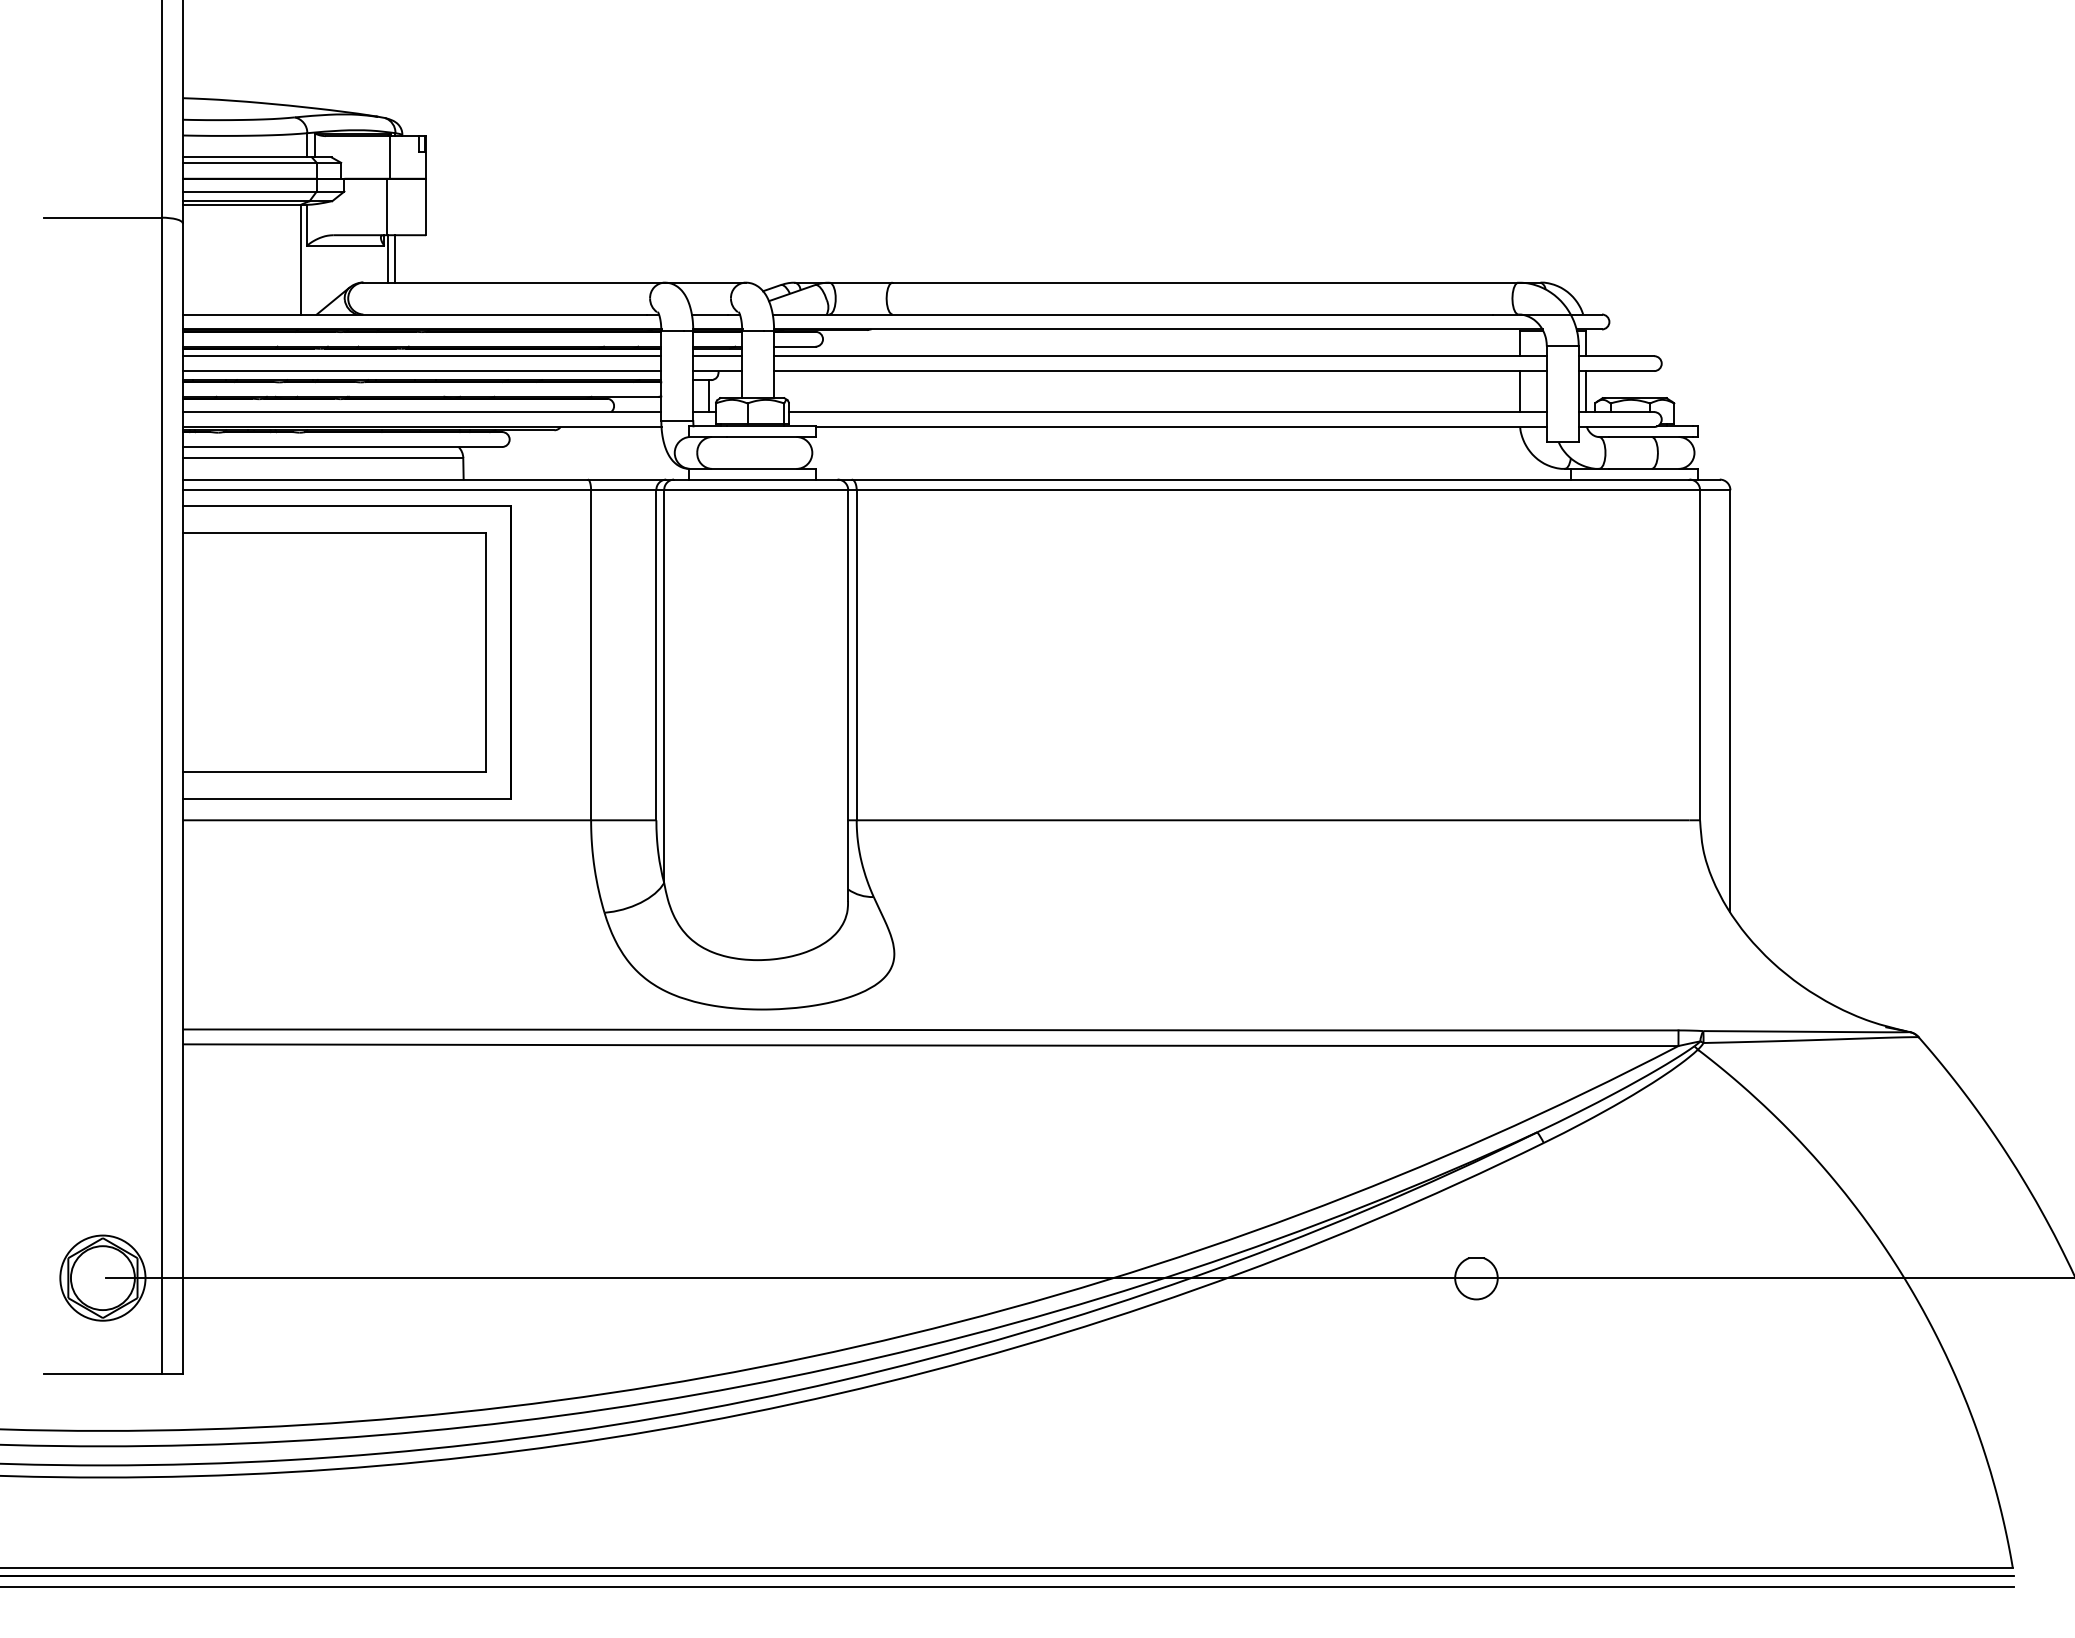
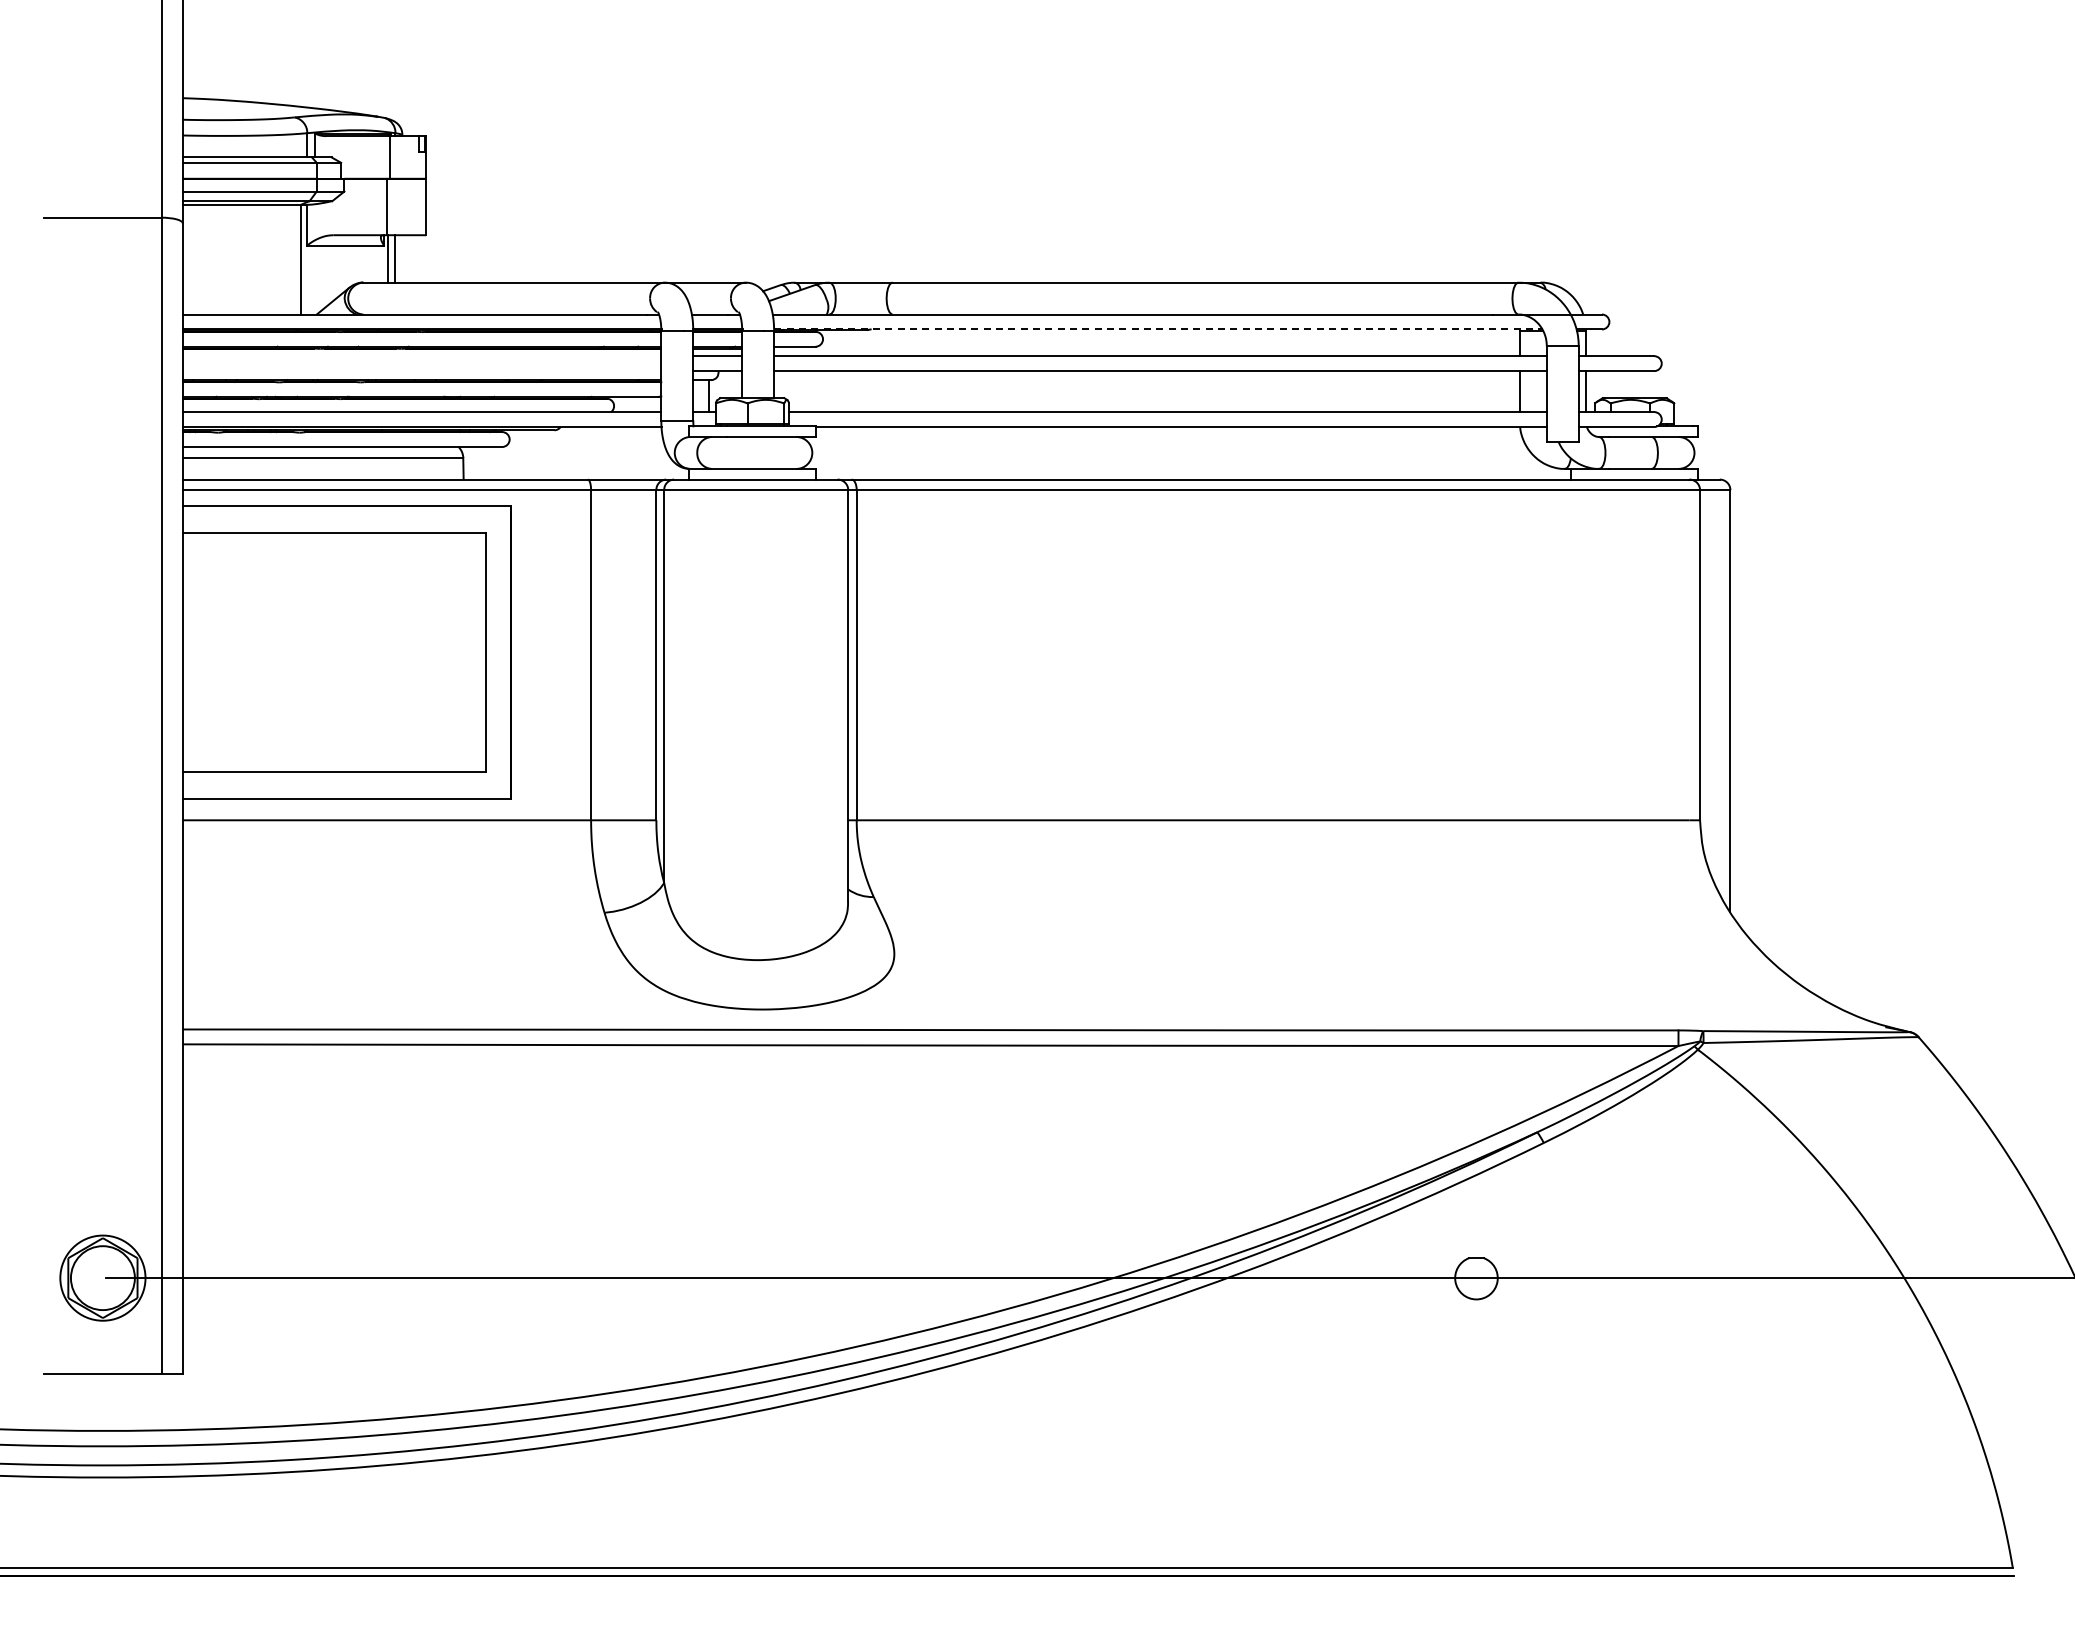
line: solid -> dashed (1159, 329)
line: present -> none (421, 356)
line: present -> none (421, 371)
line: present -> none (1008, 1586)
